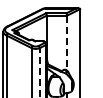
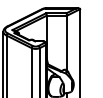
line: dashed -> solid (67, 43)
line: dashed -> solid (39, 72)
